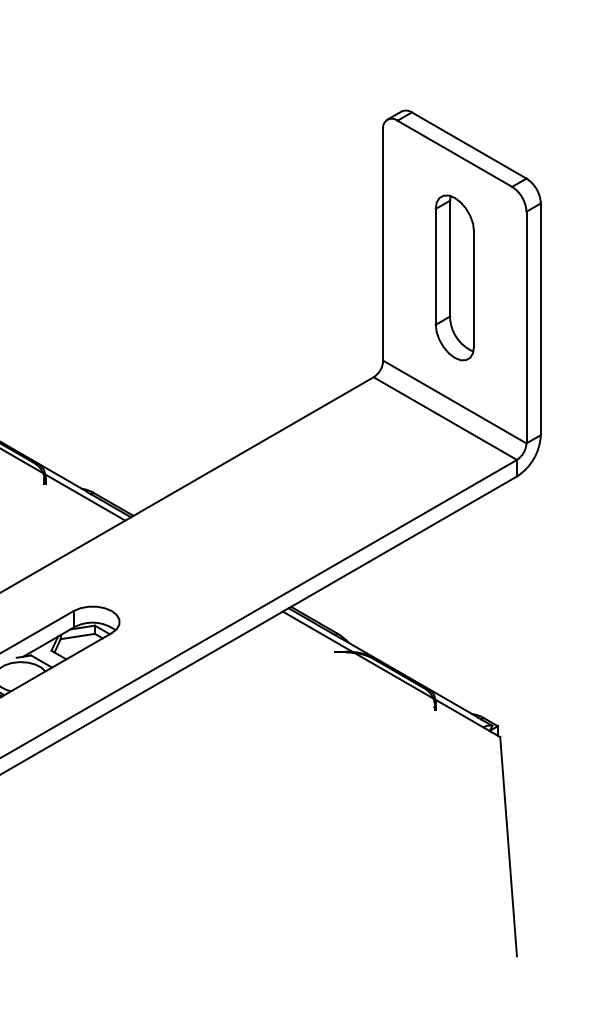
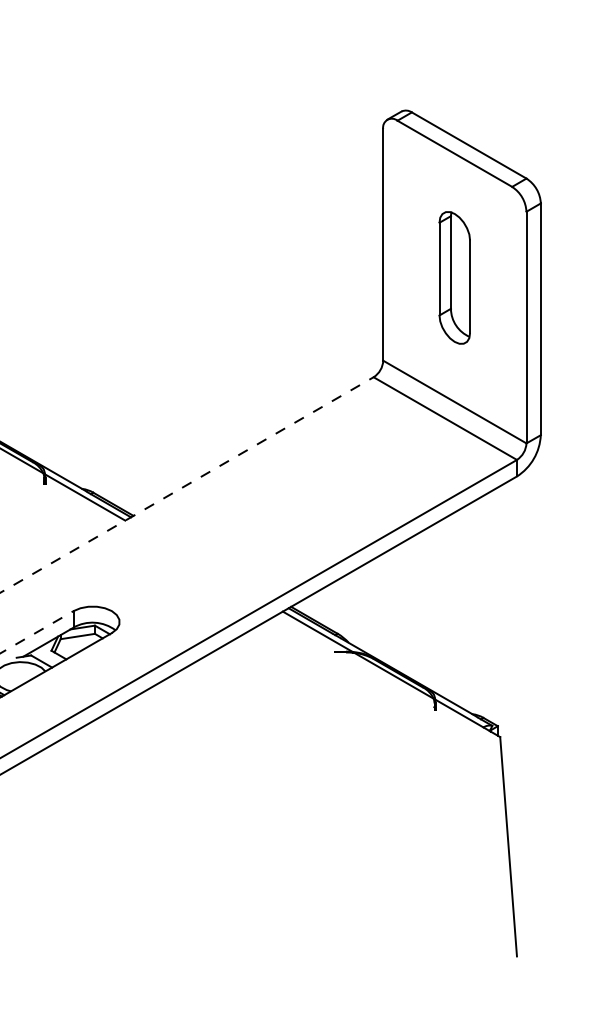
part size: 41x168 px -> 33x134 px (454, 277)
line: solid -> dashed (187, 484)
line: solid -> dashed (37, 632)
